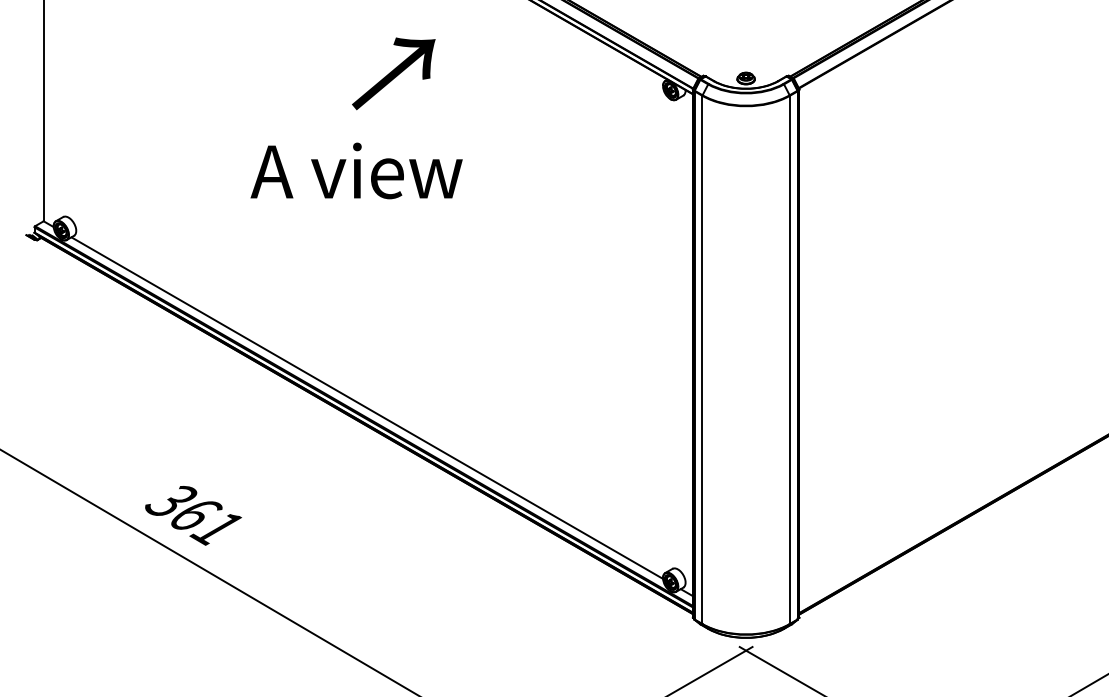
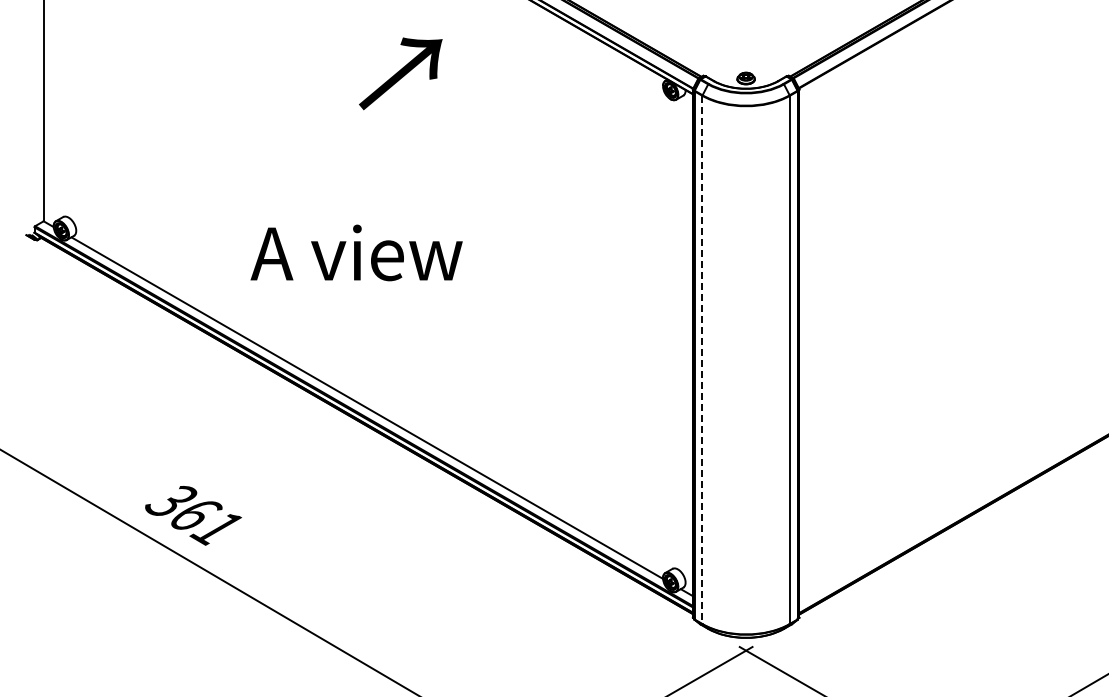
text position: (393, 73) -> (400, 73) (400, 73)
text position: (356, 170) -> (356, 252) (356, 252)
line: solid -> dashed (702, 360)
